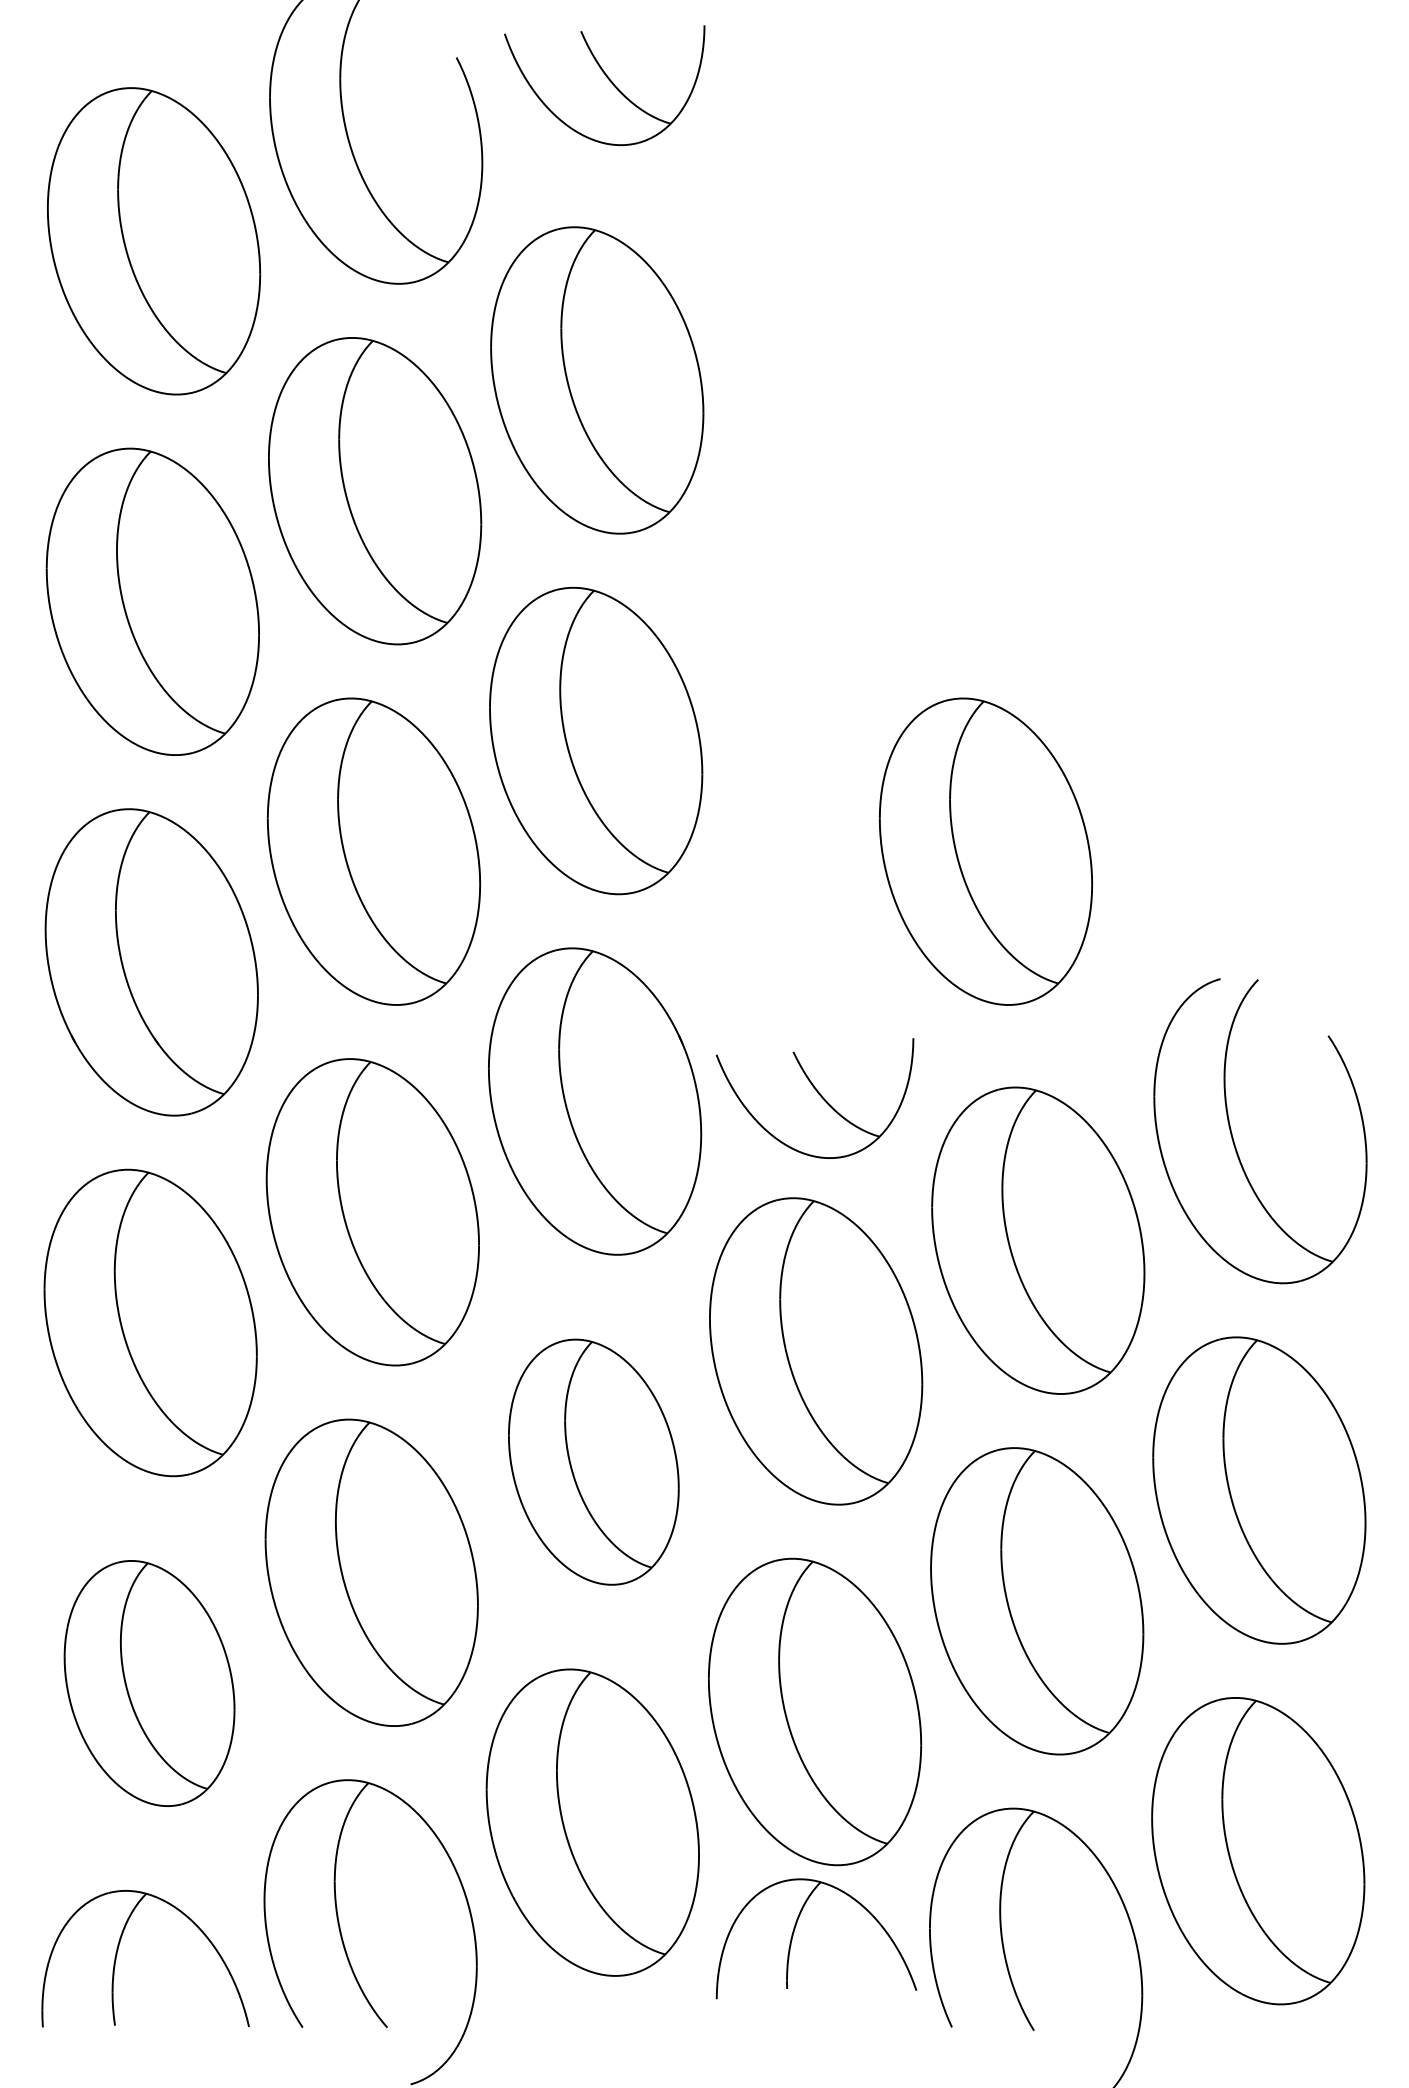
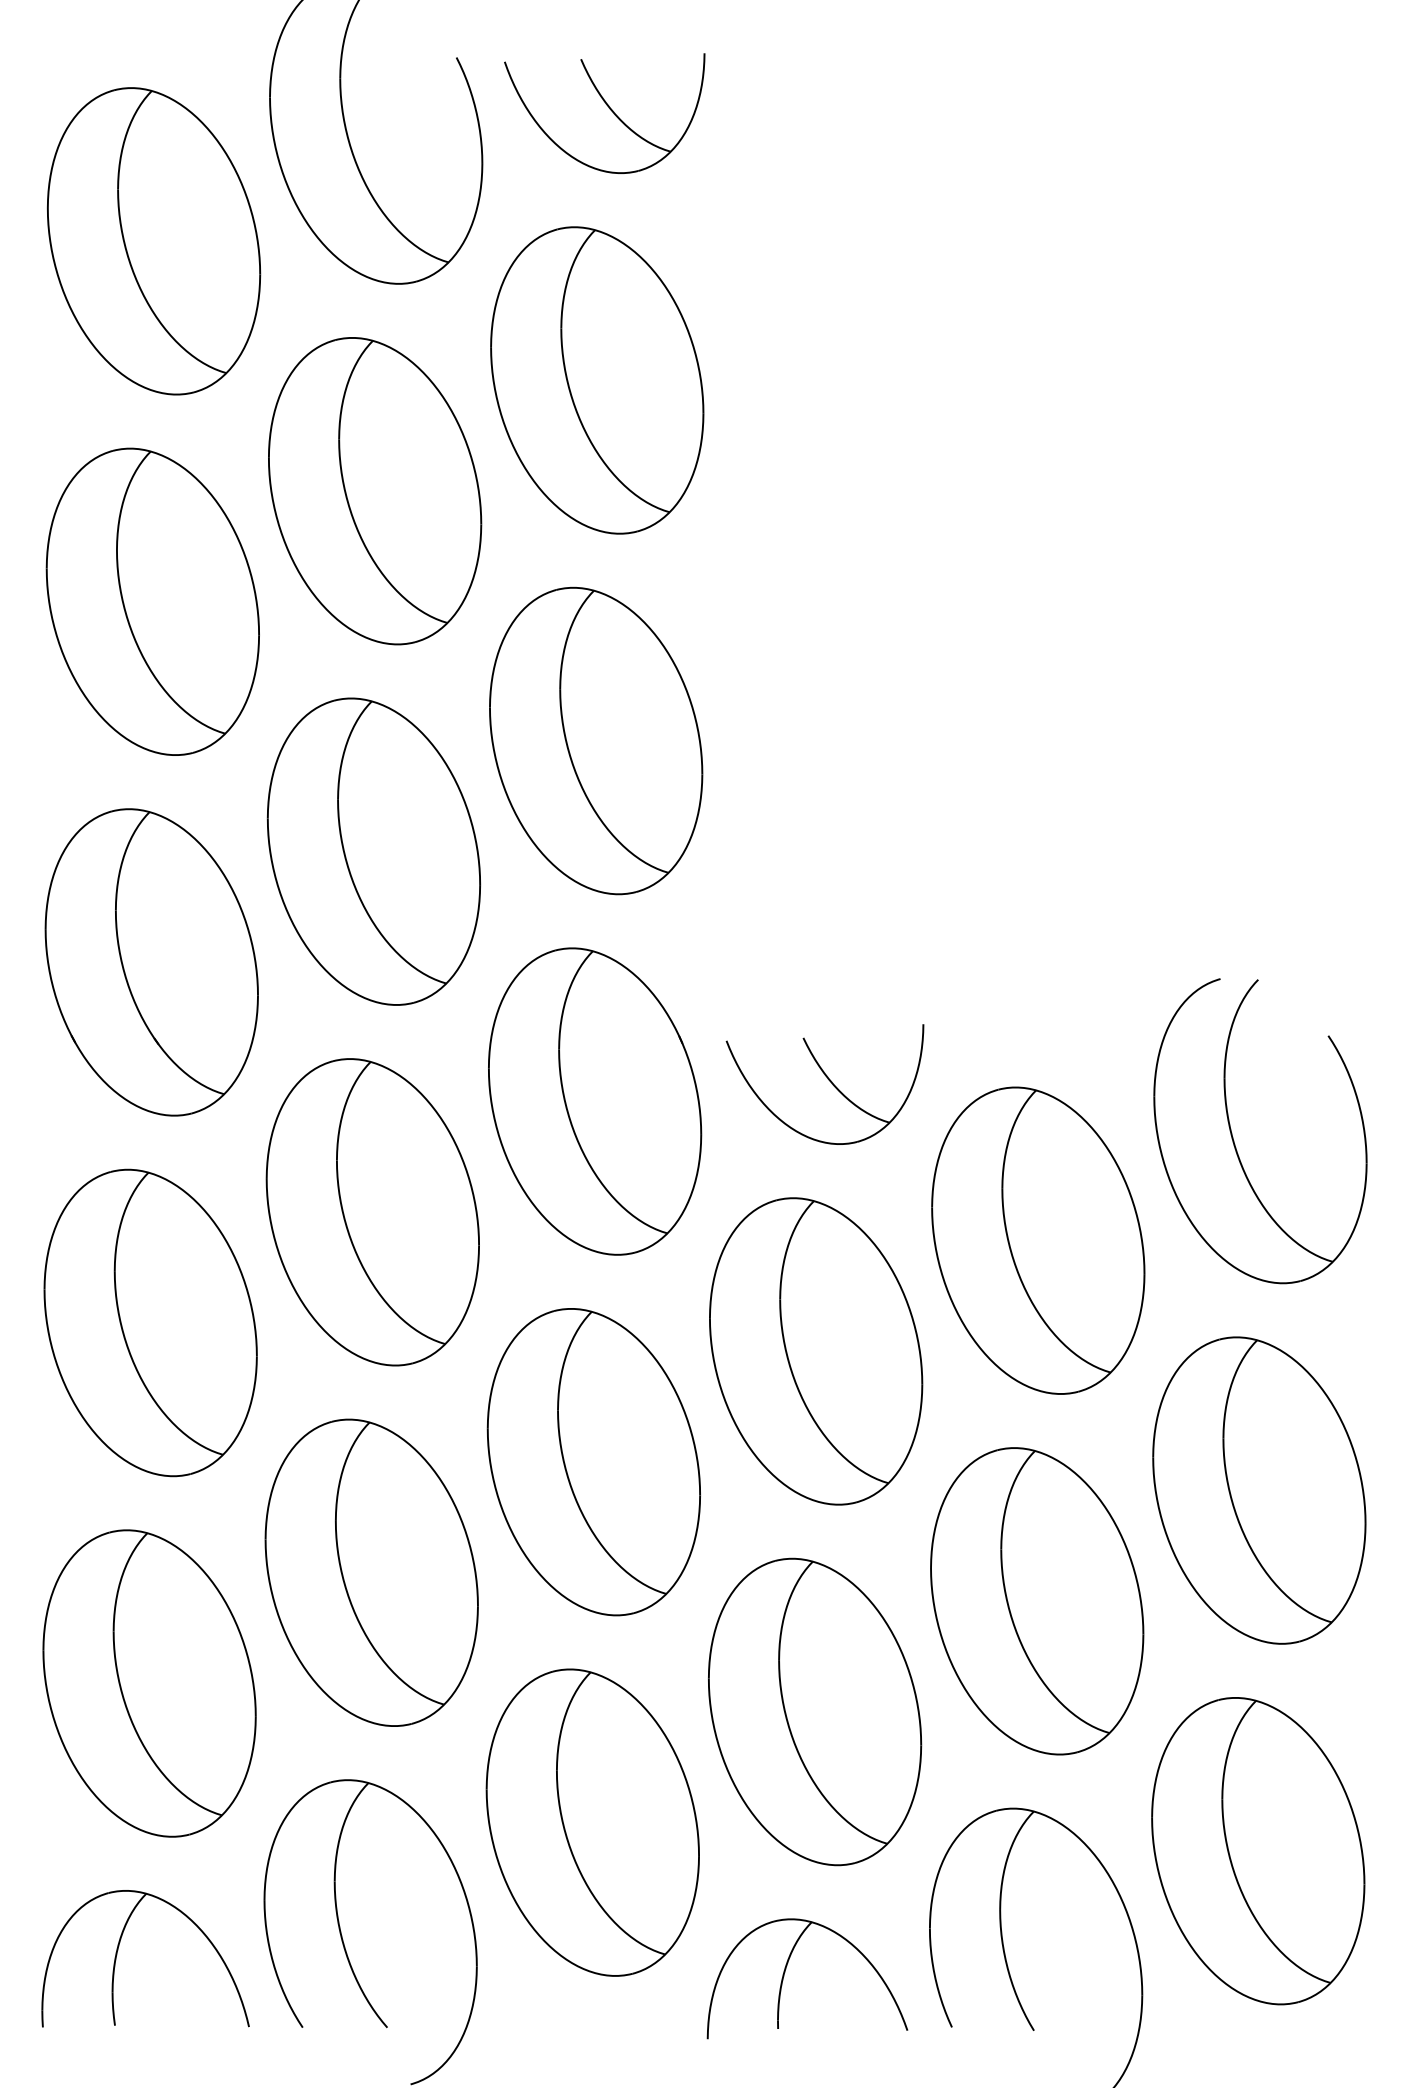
part position: (609, 81) -> (609, 109) (609, 109)
part: present -> none (985, 851)
part position: (814, 1098) -> (824, 1084) (824, 1084)
part size: 172x248 px -> 215x309 px (593, 1462)
part size: 173x247 px -> 215x309 px (149, 1683)
part position: (794, 1932) -> (785, 1972) (785, 1972)
